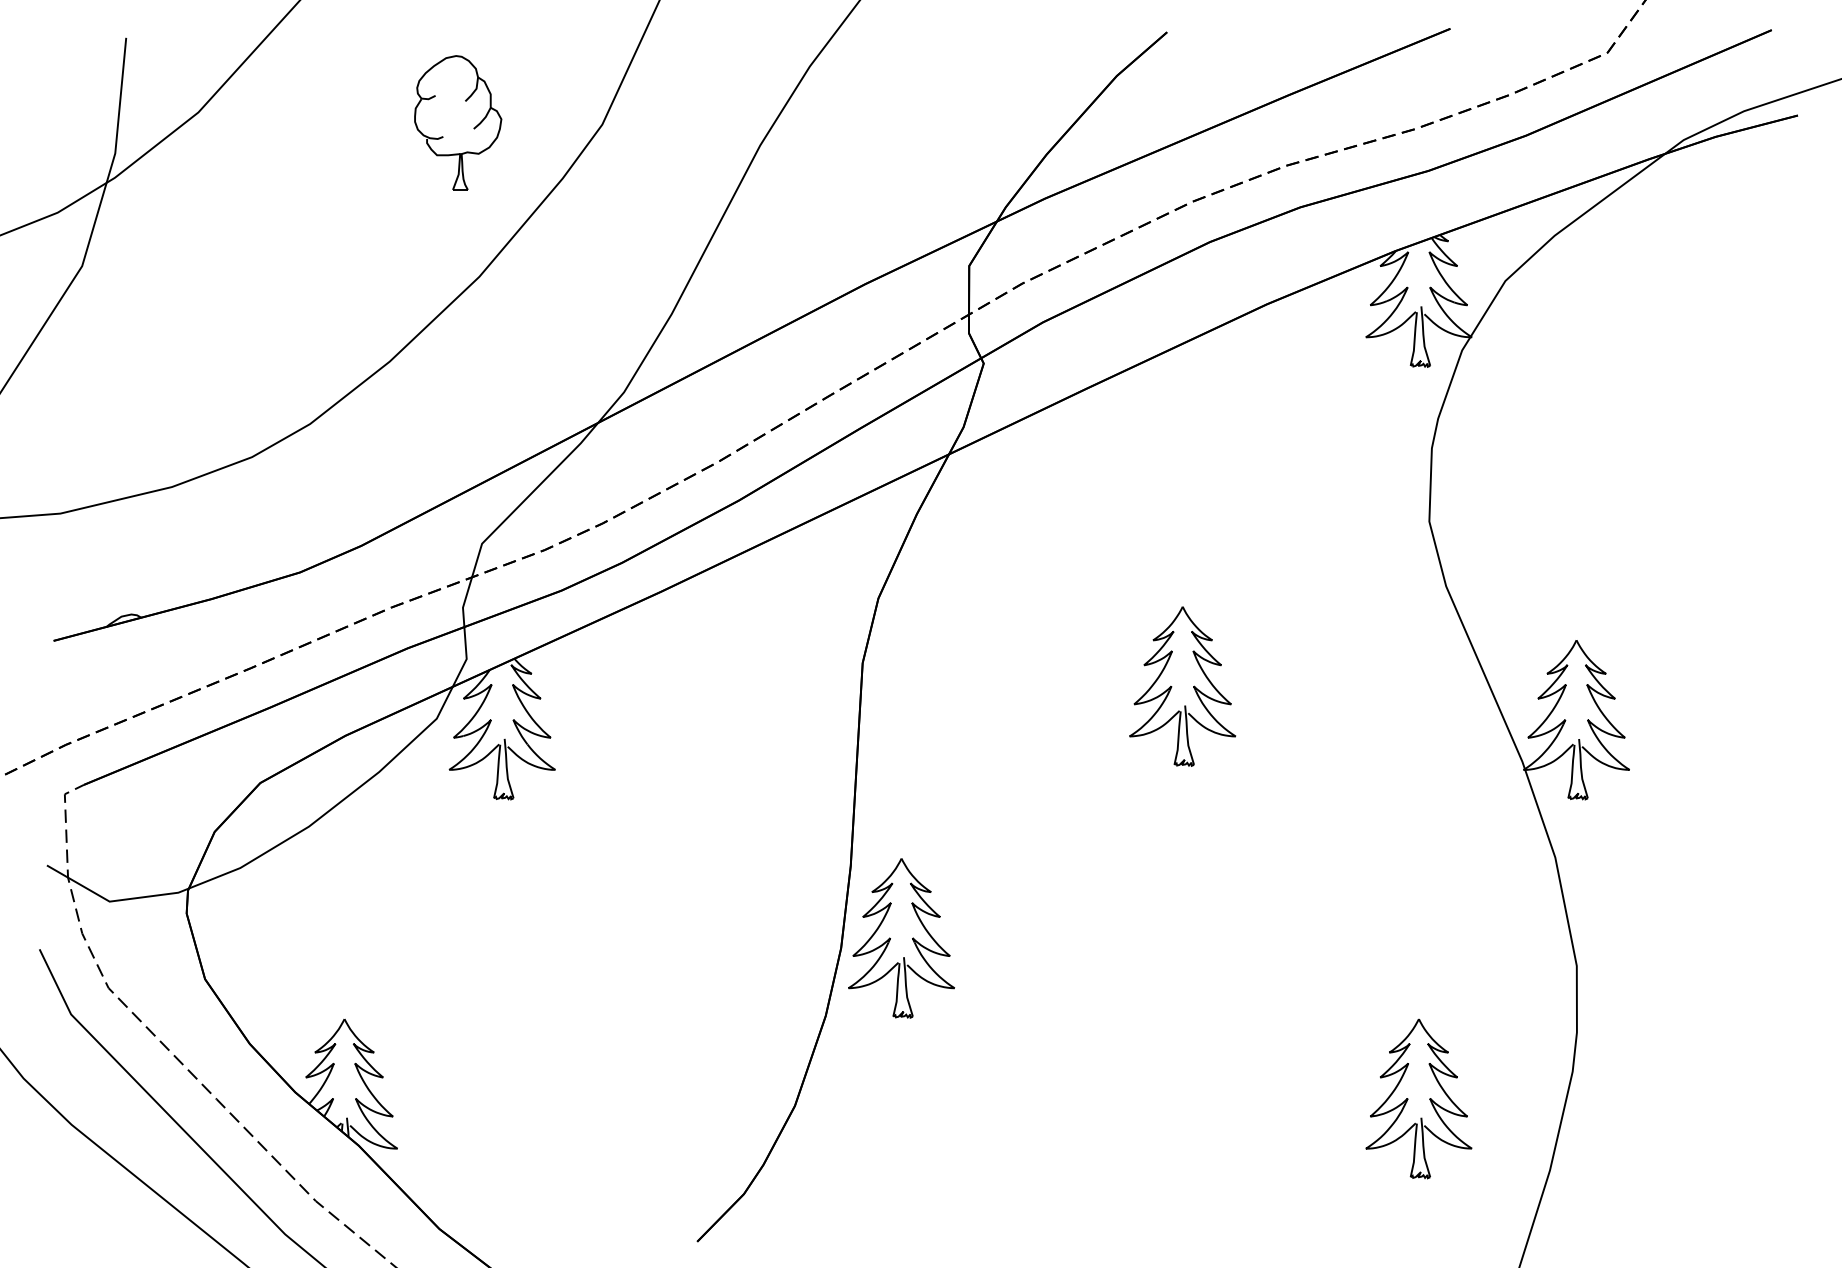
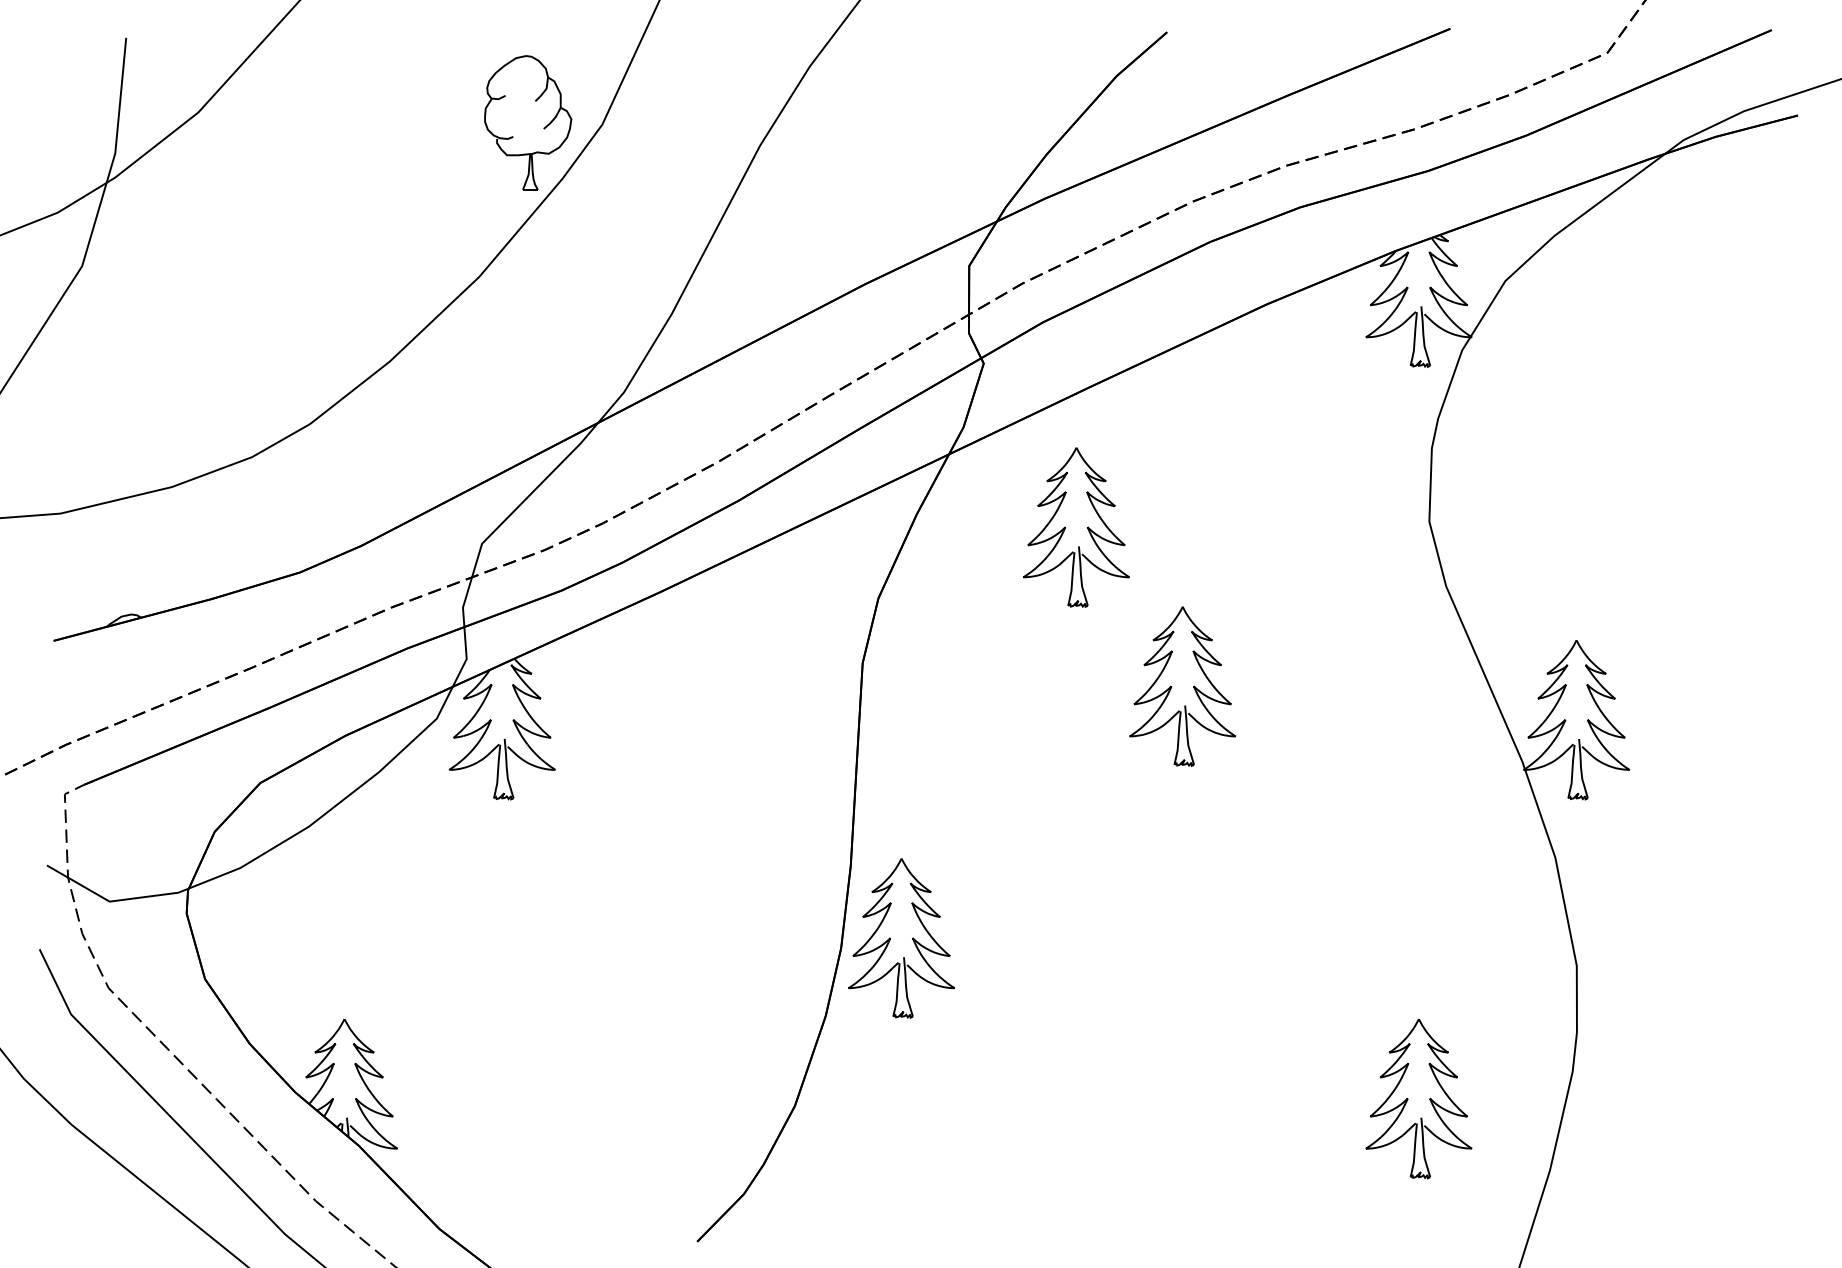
part position: (458, 122) -> (528, 122) (528, 122)
part: none -> present (1076, 527)
